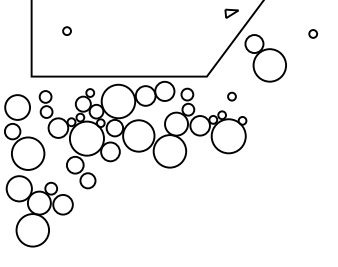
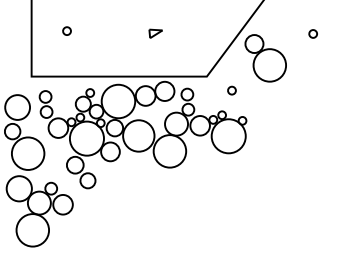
part position: (231, 13) -> (155, 33) (155, 33)
part position: (231, 96) -> (231, 90) (231, 90)
